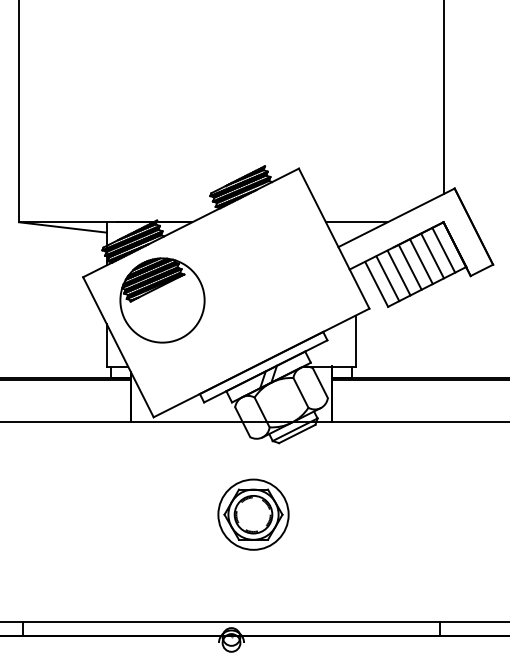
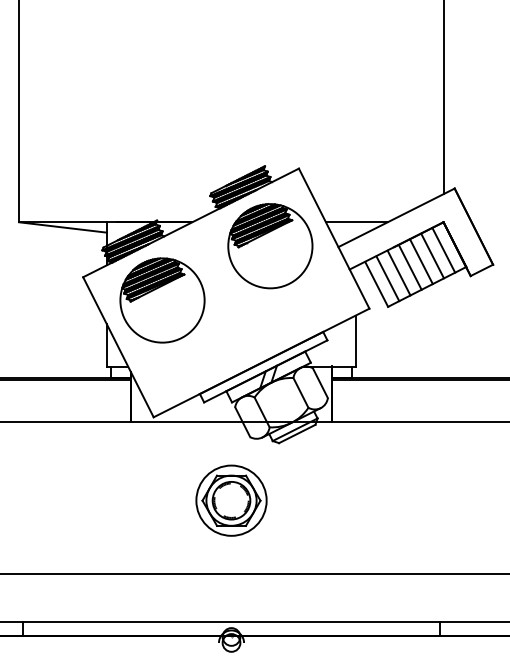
part: none -> present (270, 246)
part position: (253, 514) -> (231, 500) (231, 500)
line: none -> present (254, 574)
